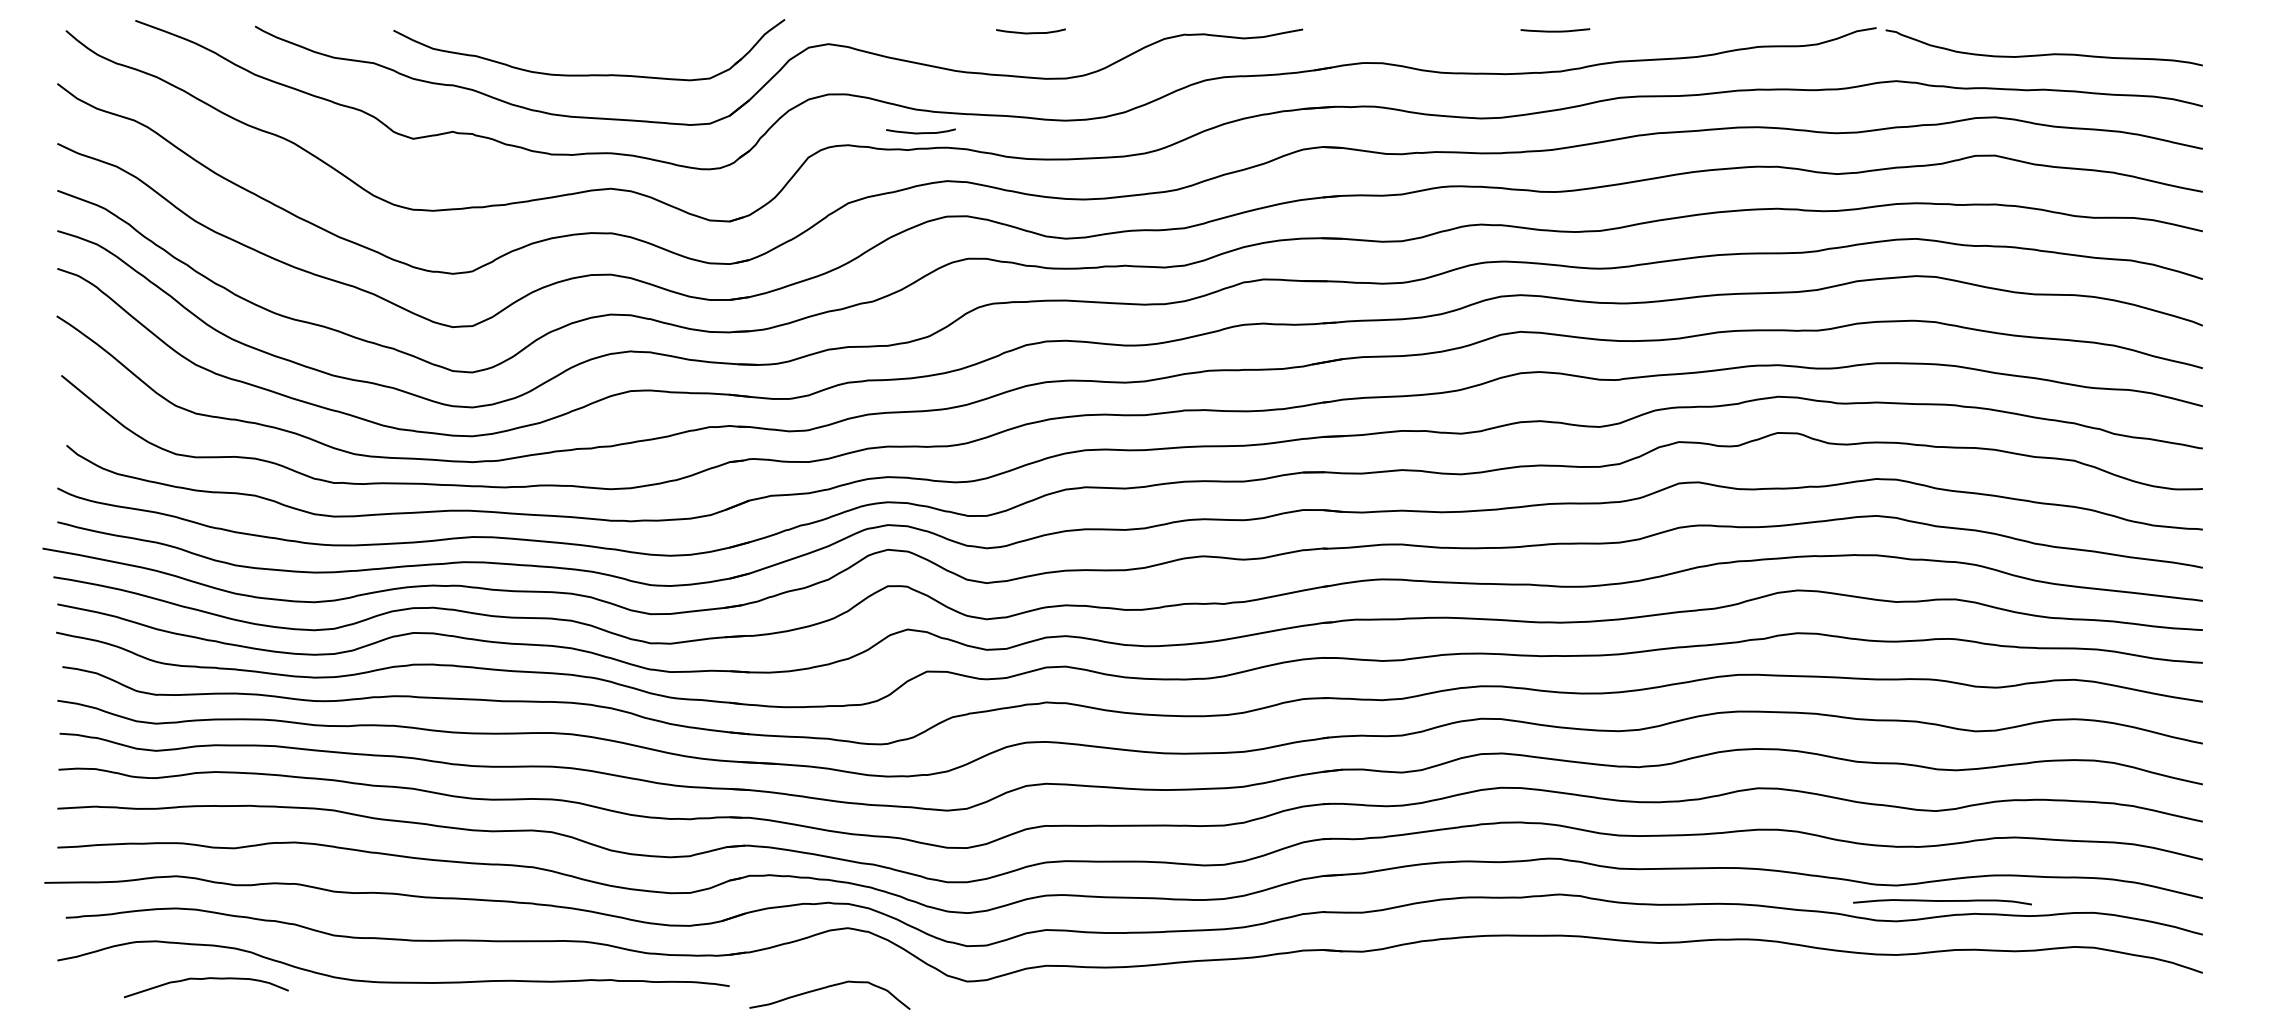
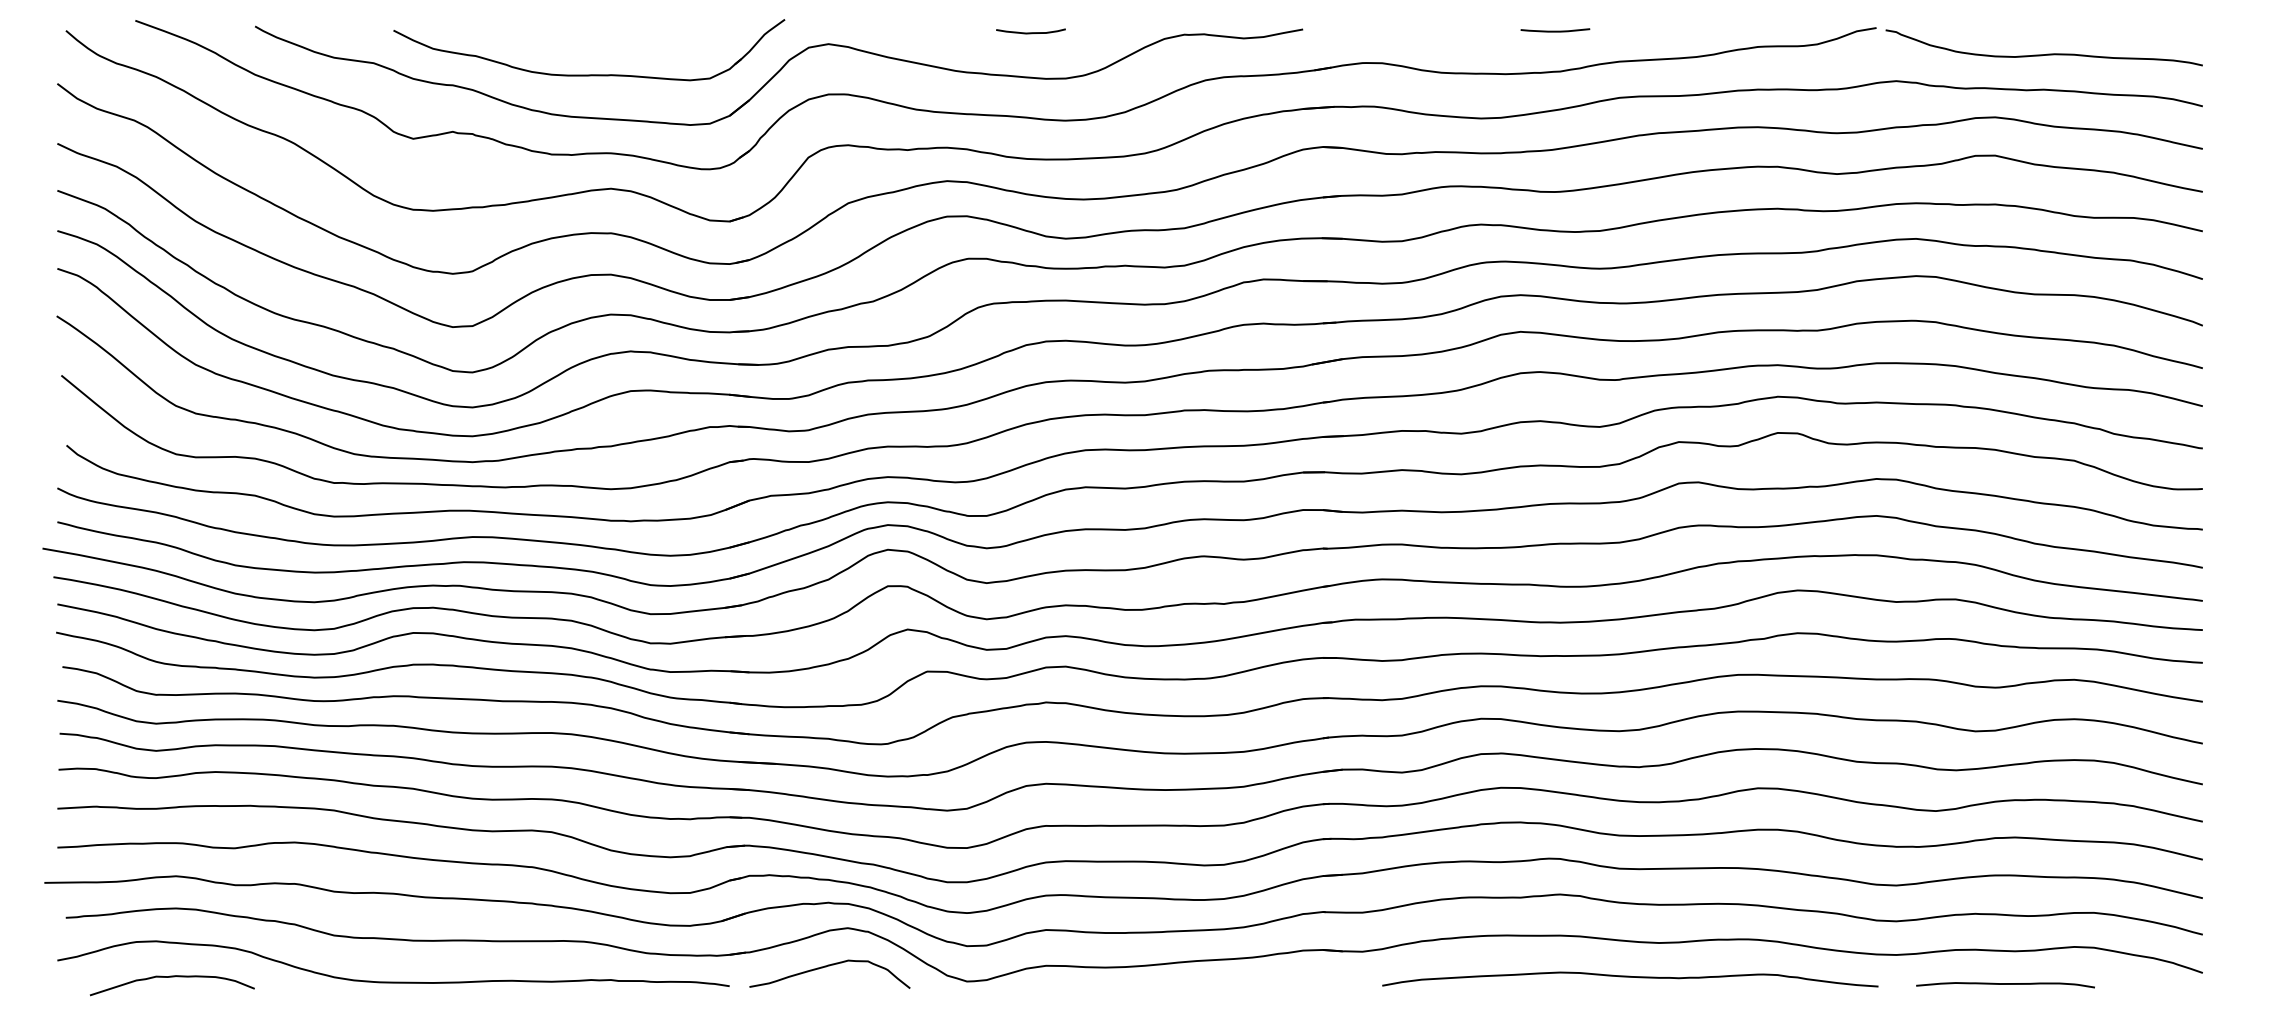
curve: present -> none (920, 132)
curve position: (1942, 901) -> (2005, 984) (2005, 984)
curve: none -> present (1630, 977)
curve position: (205, 979) -> (171, 977) (171, 977)
curve position: (826, 988) -> (826, 967) (826, 967)
